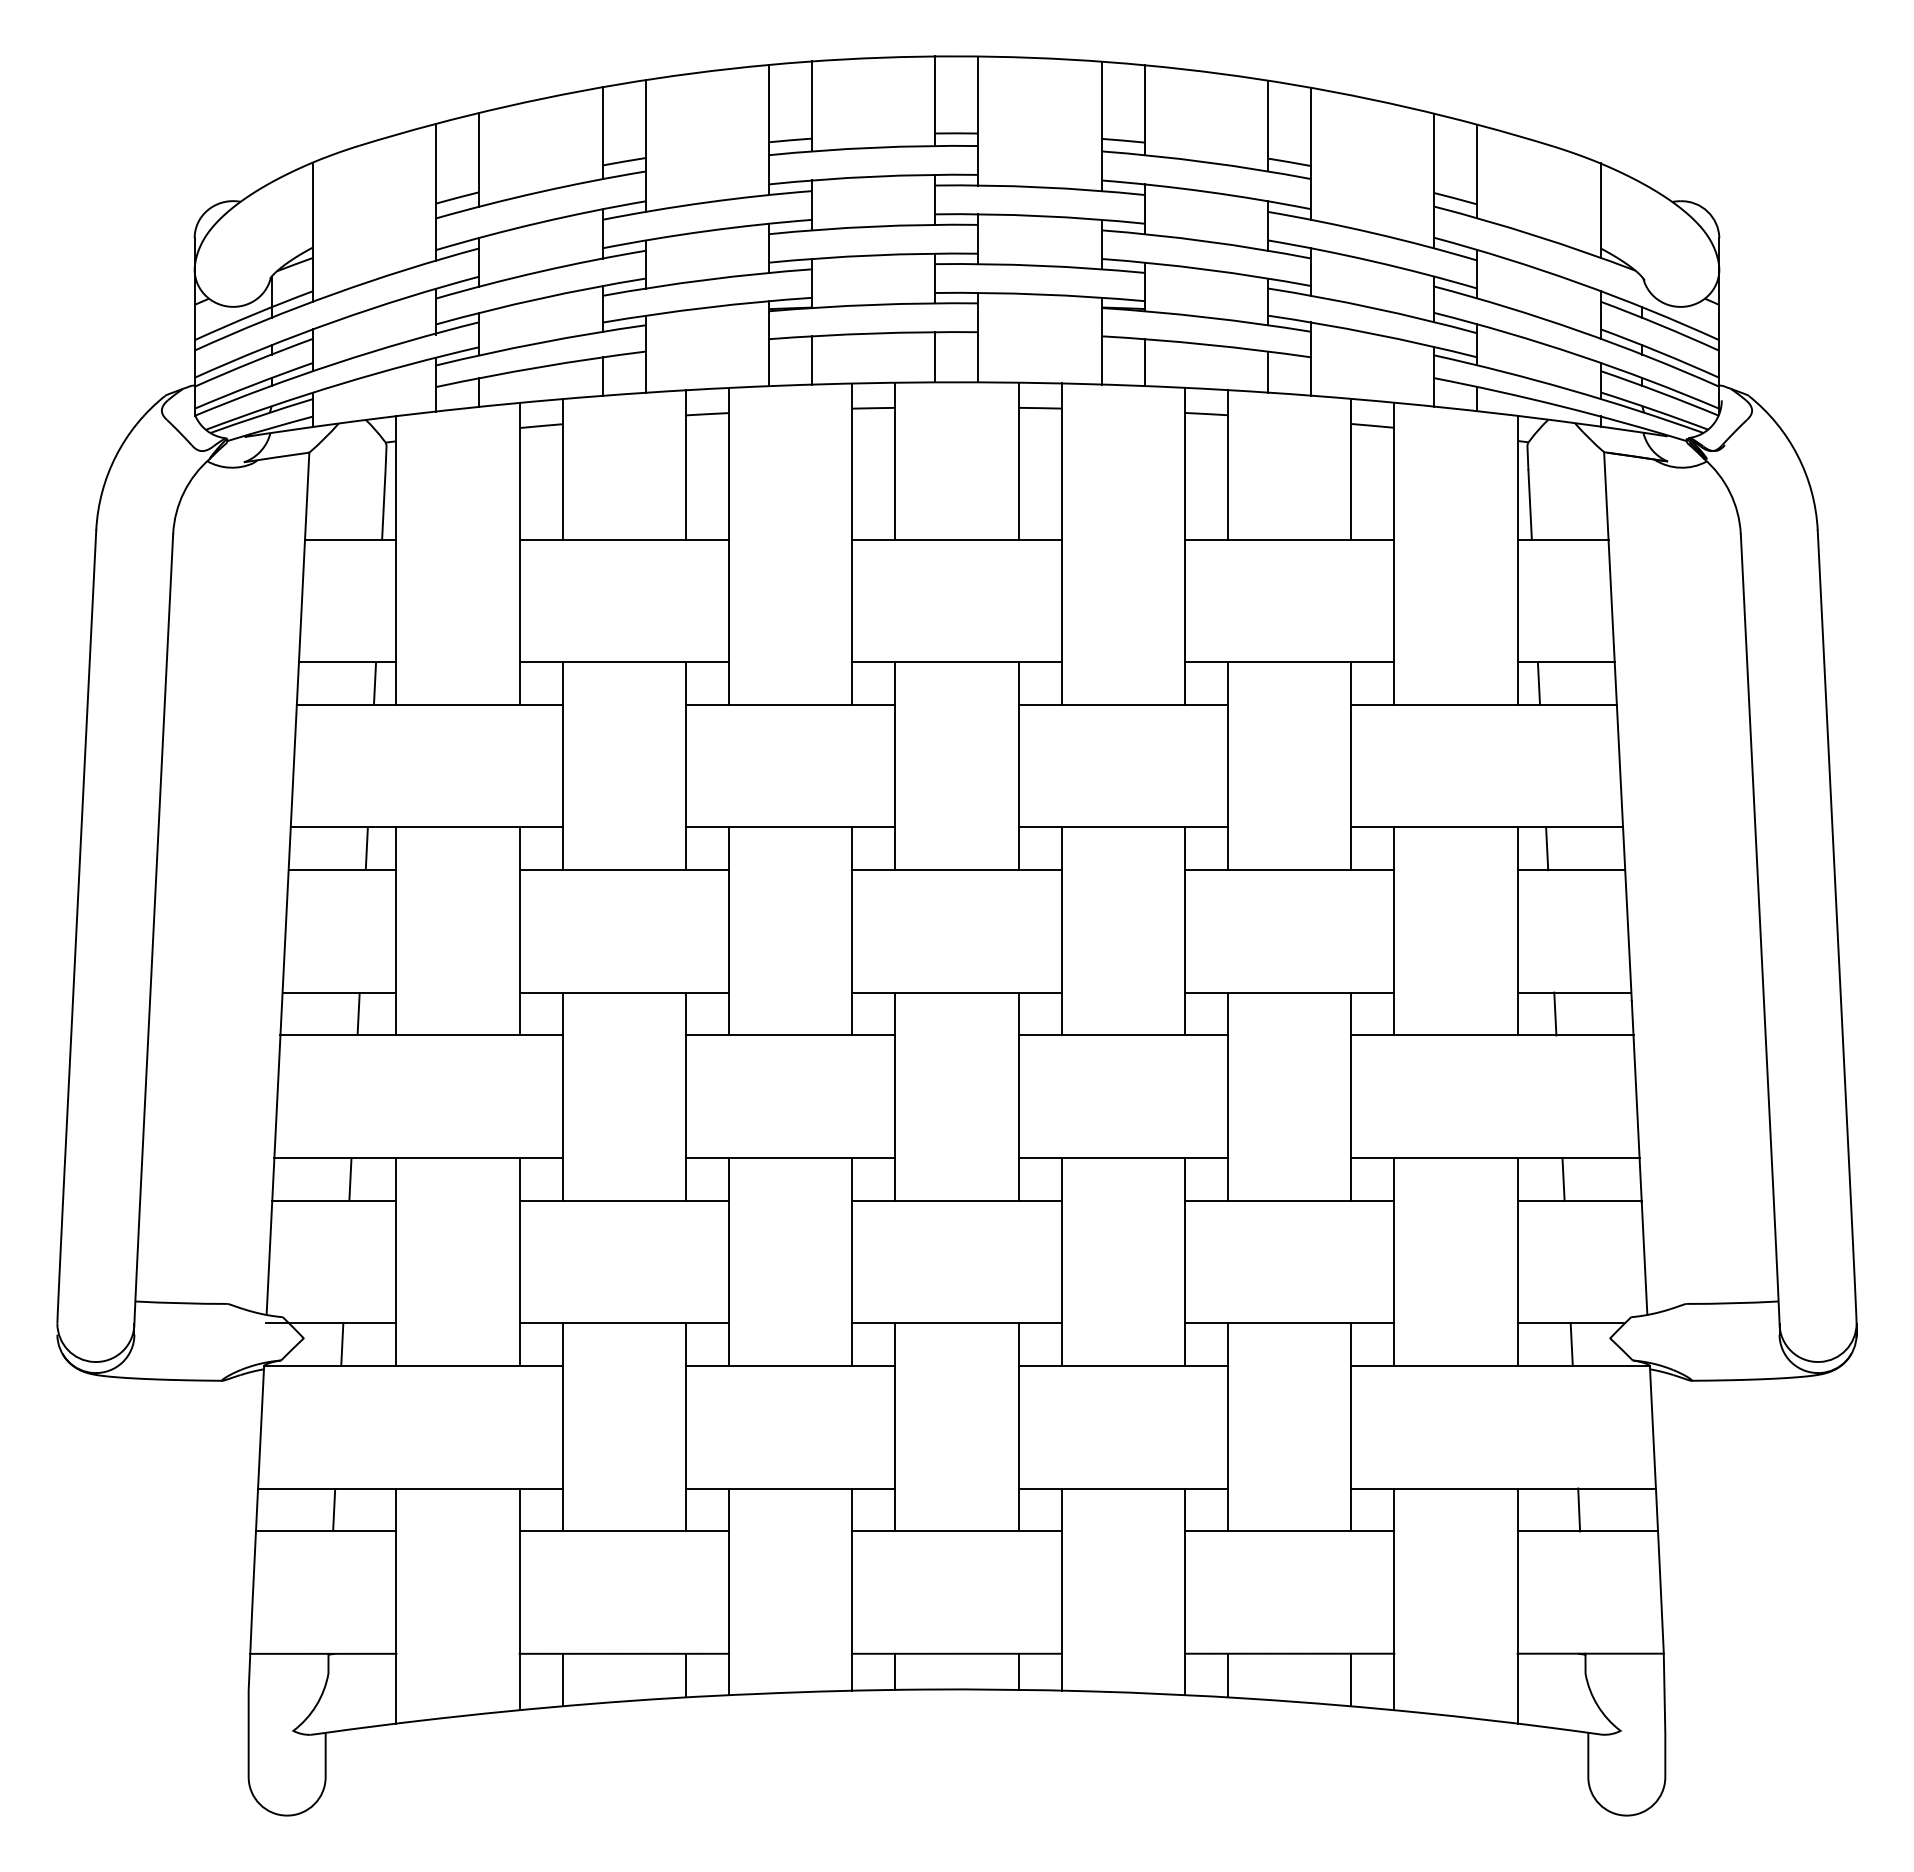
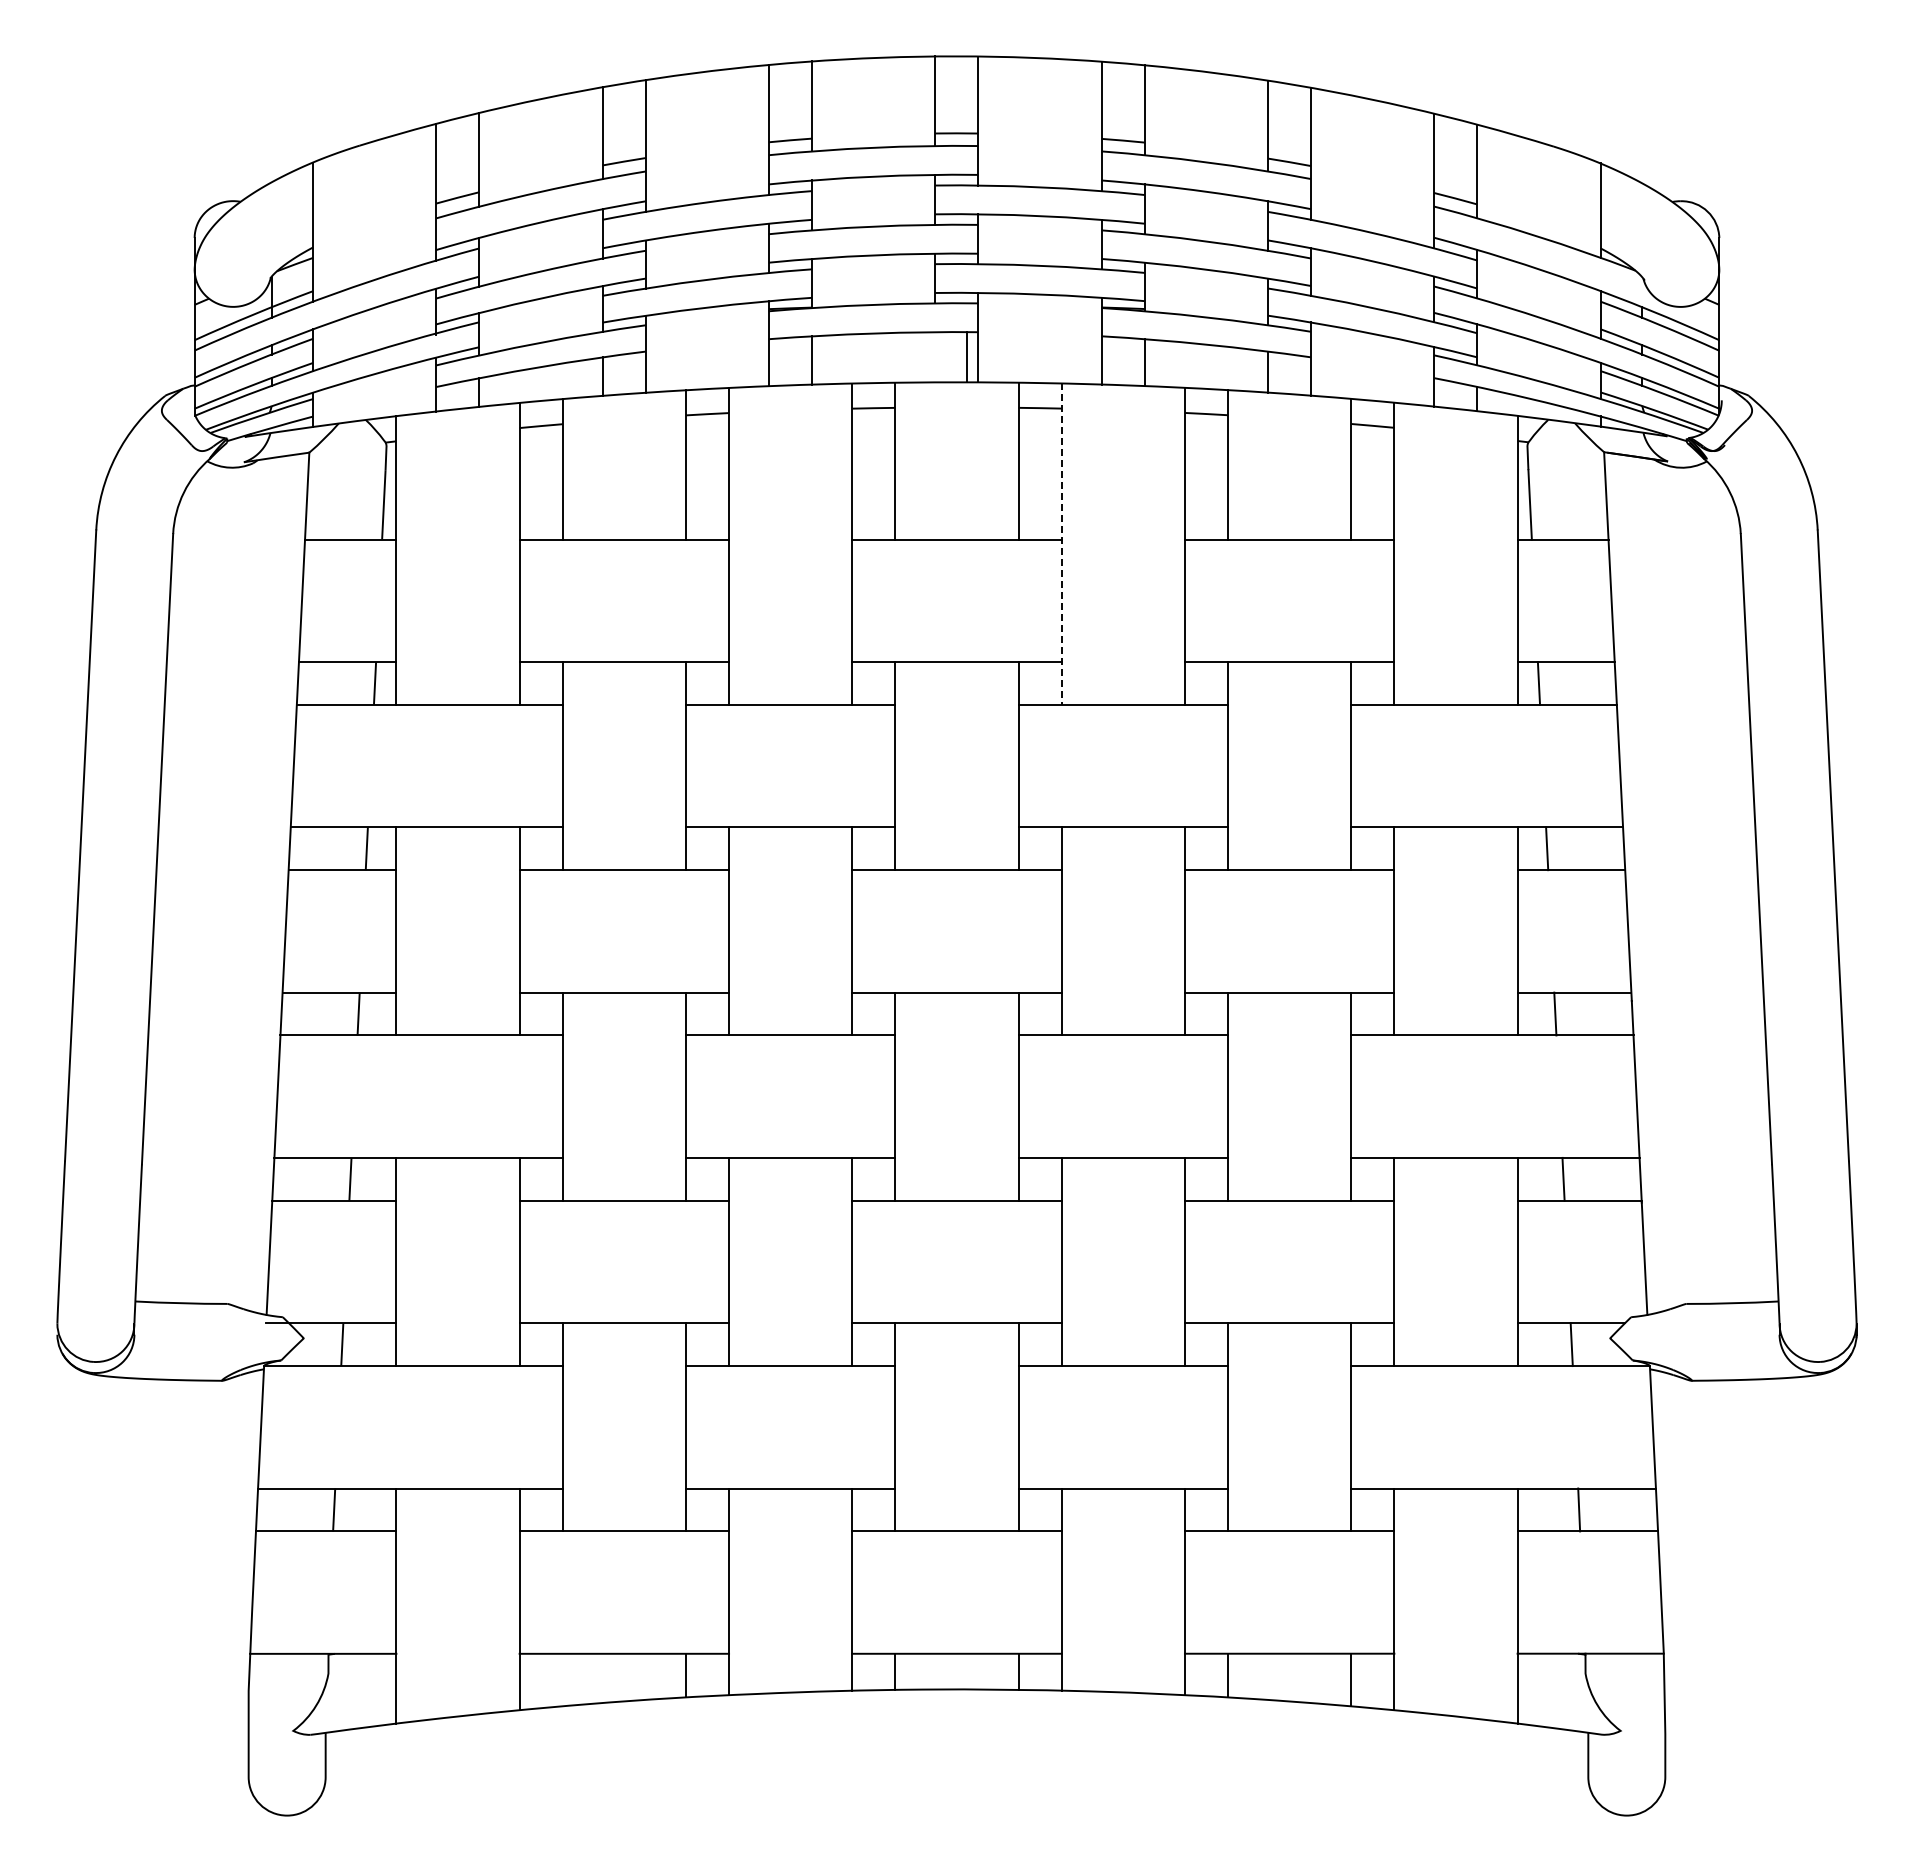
line position: (935, 357) -> (967, 357) (967, 357)
line: solid -> dashed (1061, 544)
line: present -> none (562, 1679)
